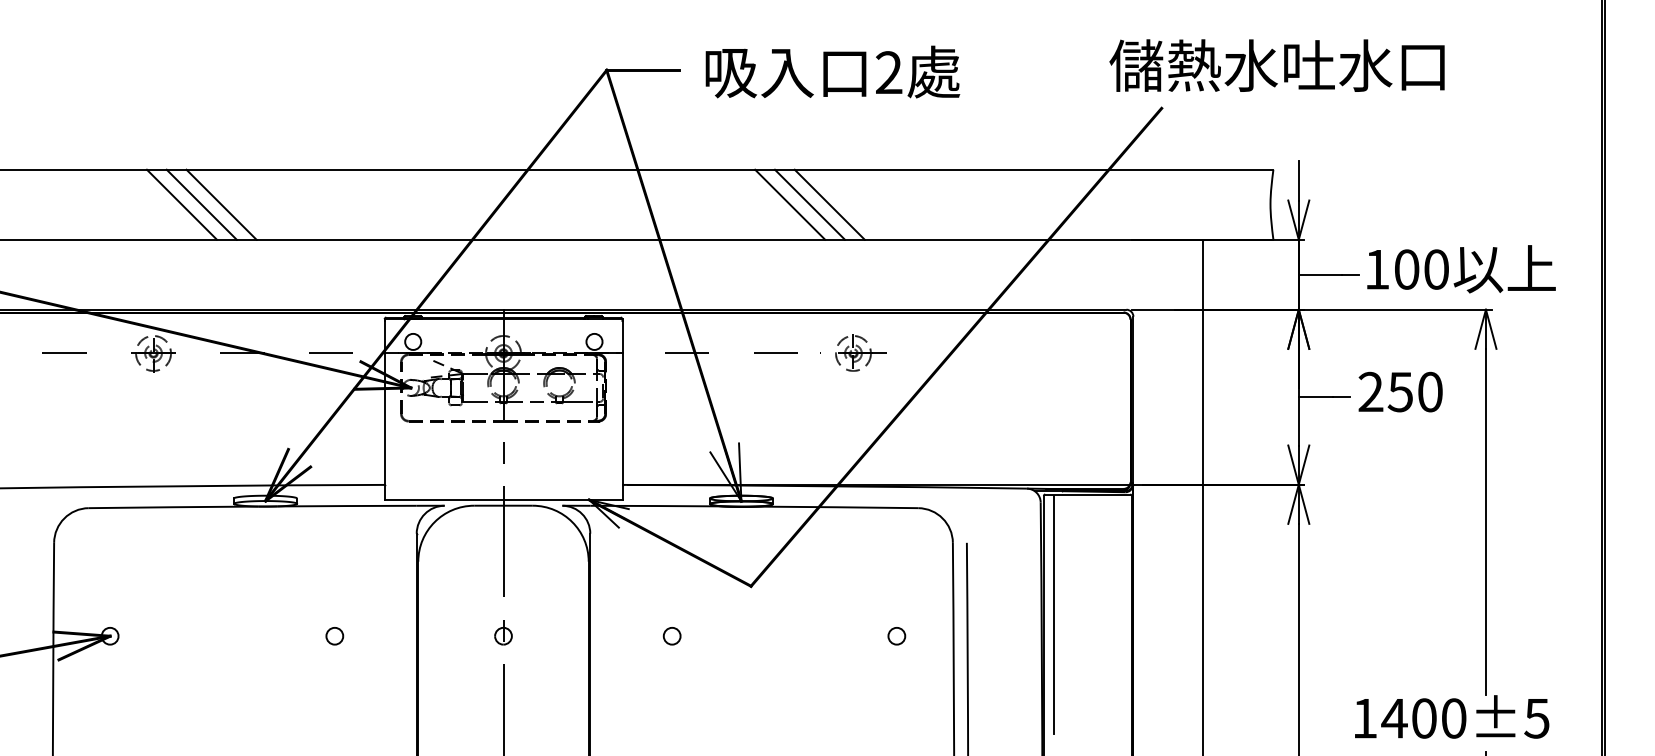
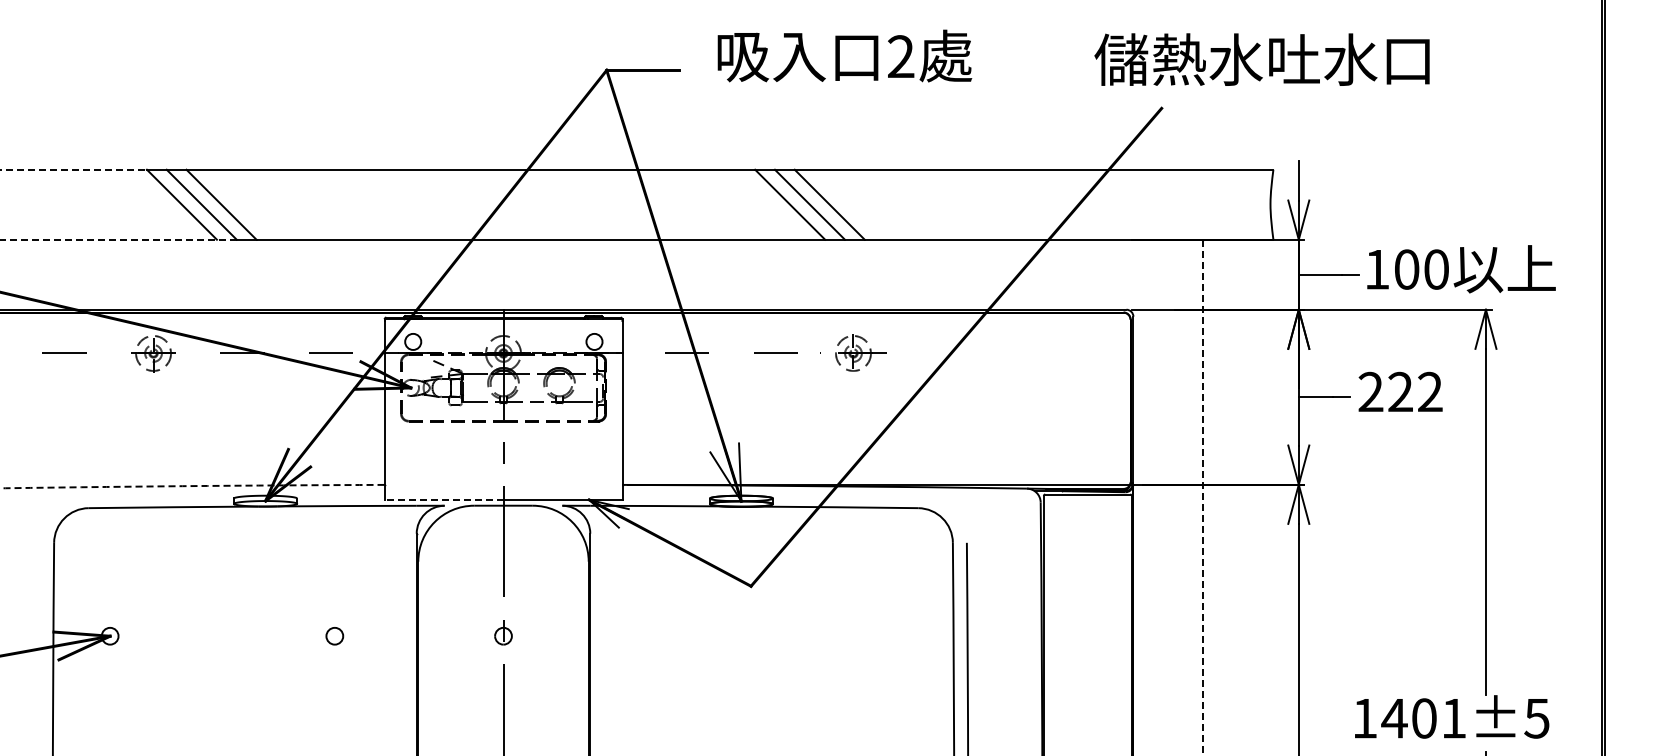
text position: (1276, 65) -> (1261, 59) (1261, 59)
text position: (832, 71) -> (844, 55) (844, 55)
line: solid -> dashed (73, 169)
line: solid -> dashed (118, 239)
text: 250 -> 222 (1414, 391)
arc: solid -> dashed (192, 486)
line: solid -> dashed (1203, 497)
line: solid -> dashed (443, 499)
line: present -> none (1053, 614)
circle: present -> none (671, 636)
circle: present -> none (896, 636)
text: 1400±5 -> 1401±5 (1454, 718)
